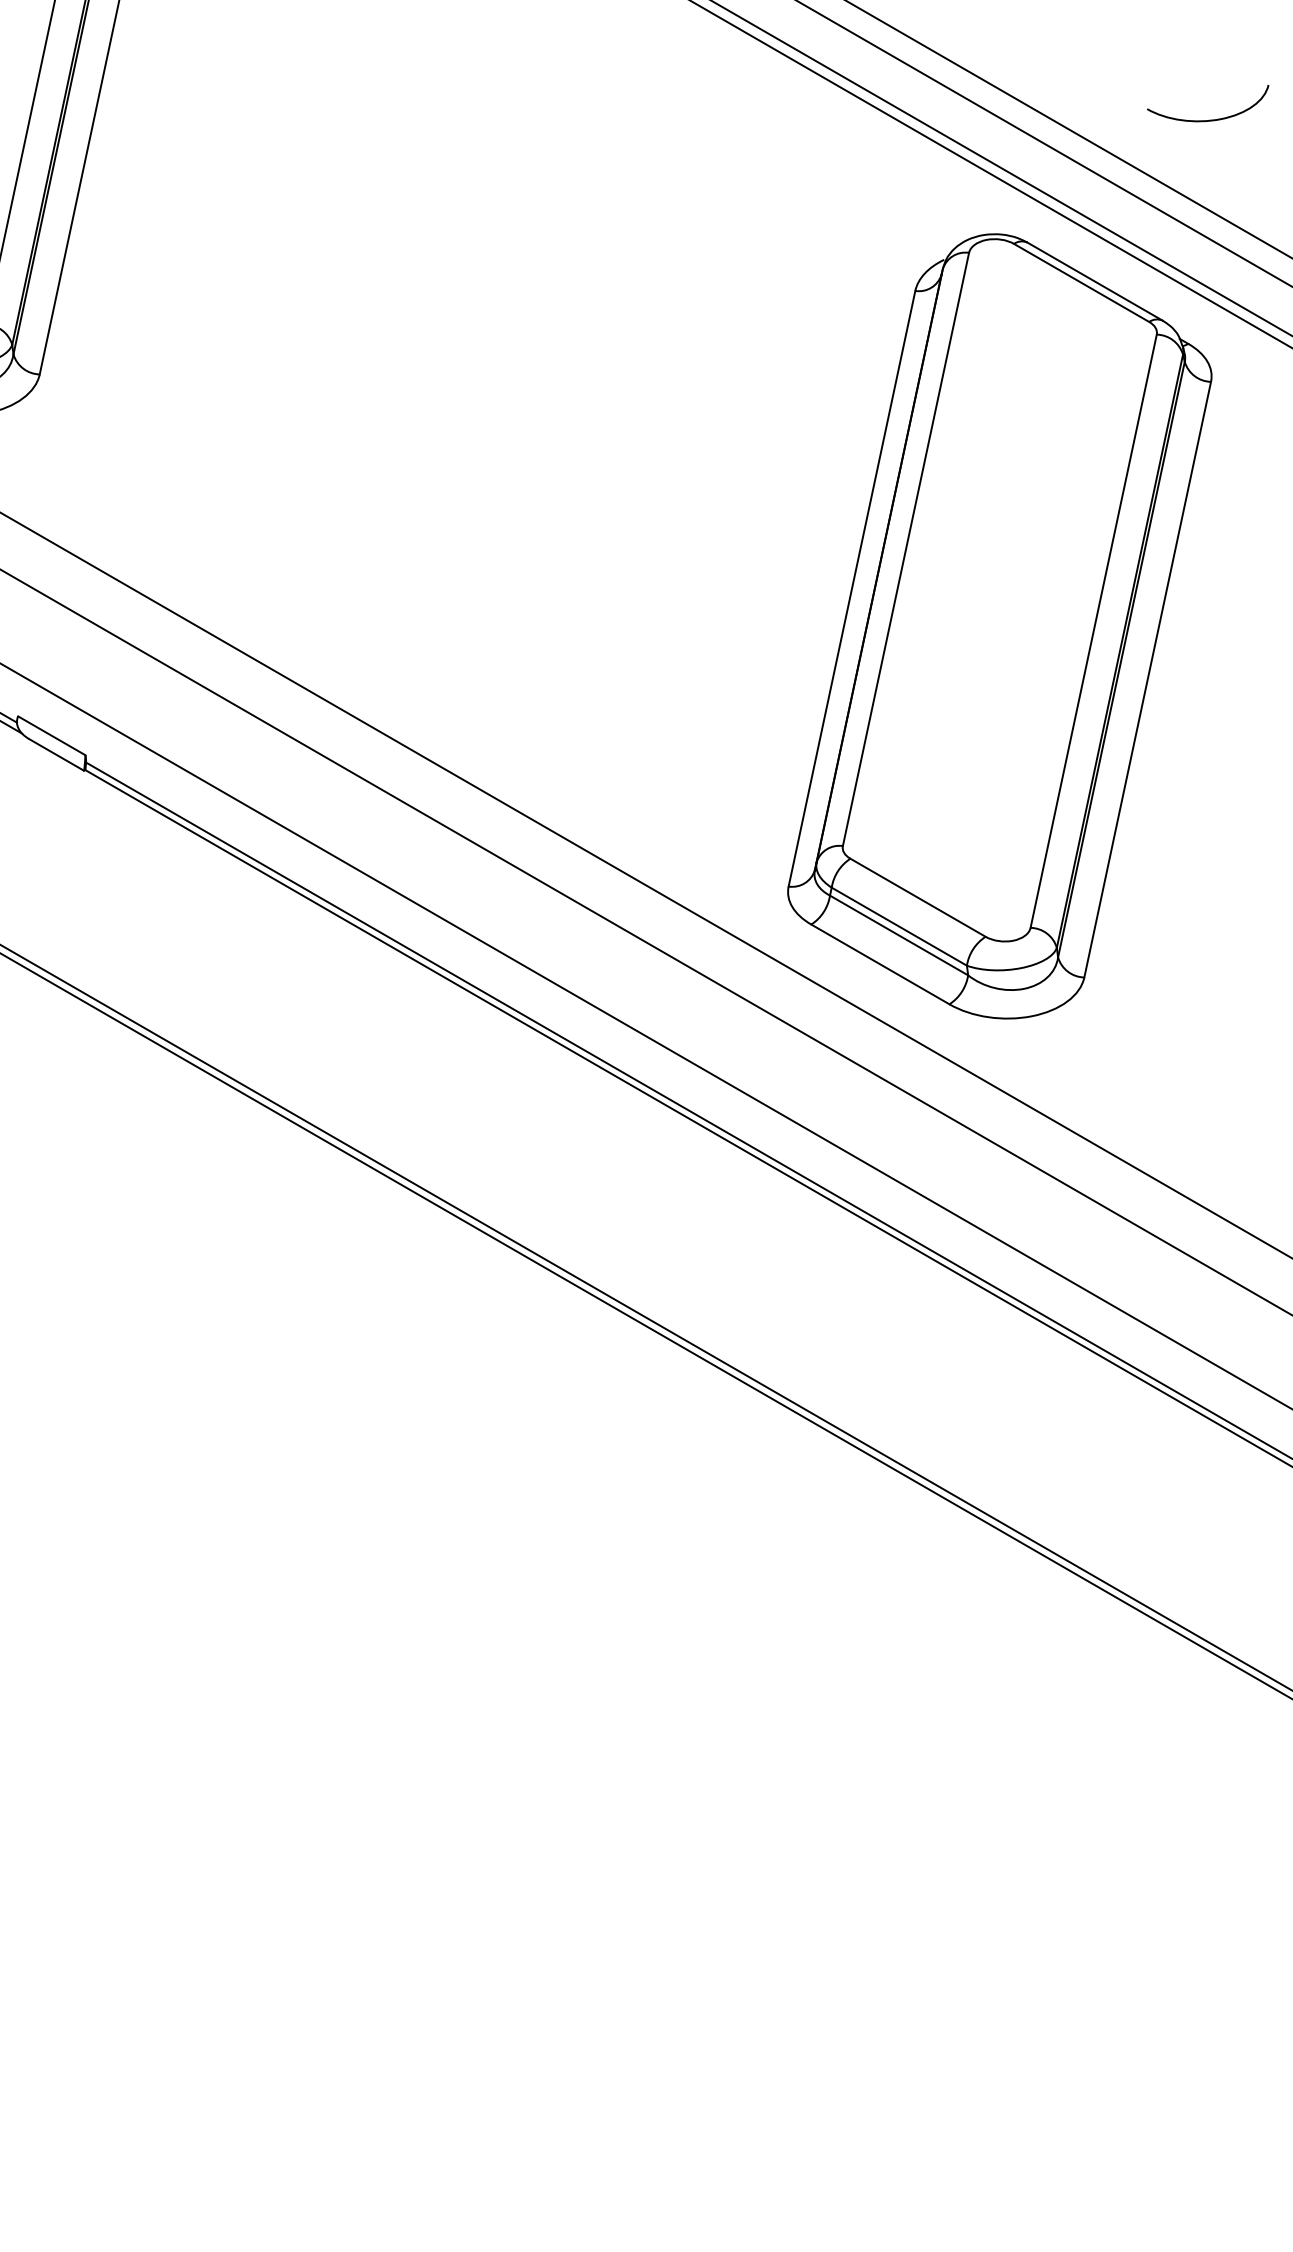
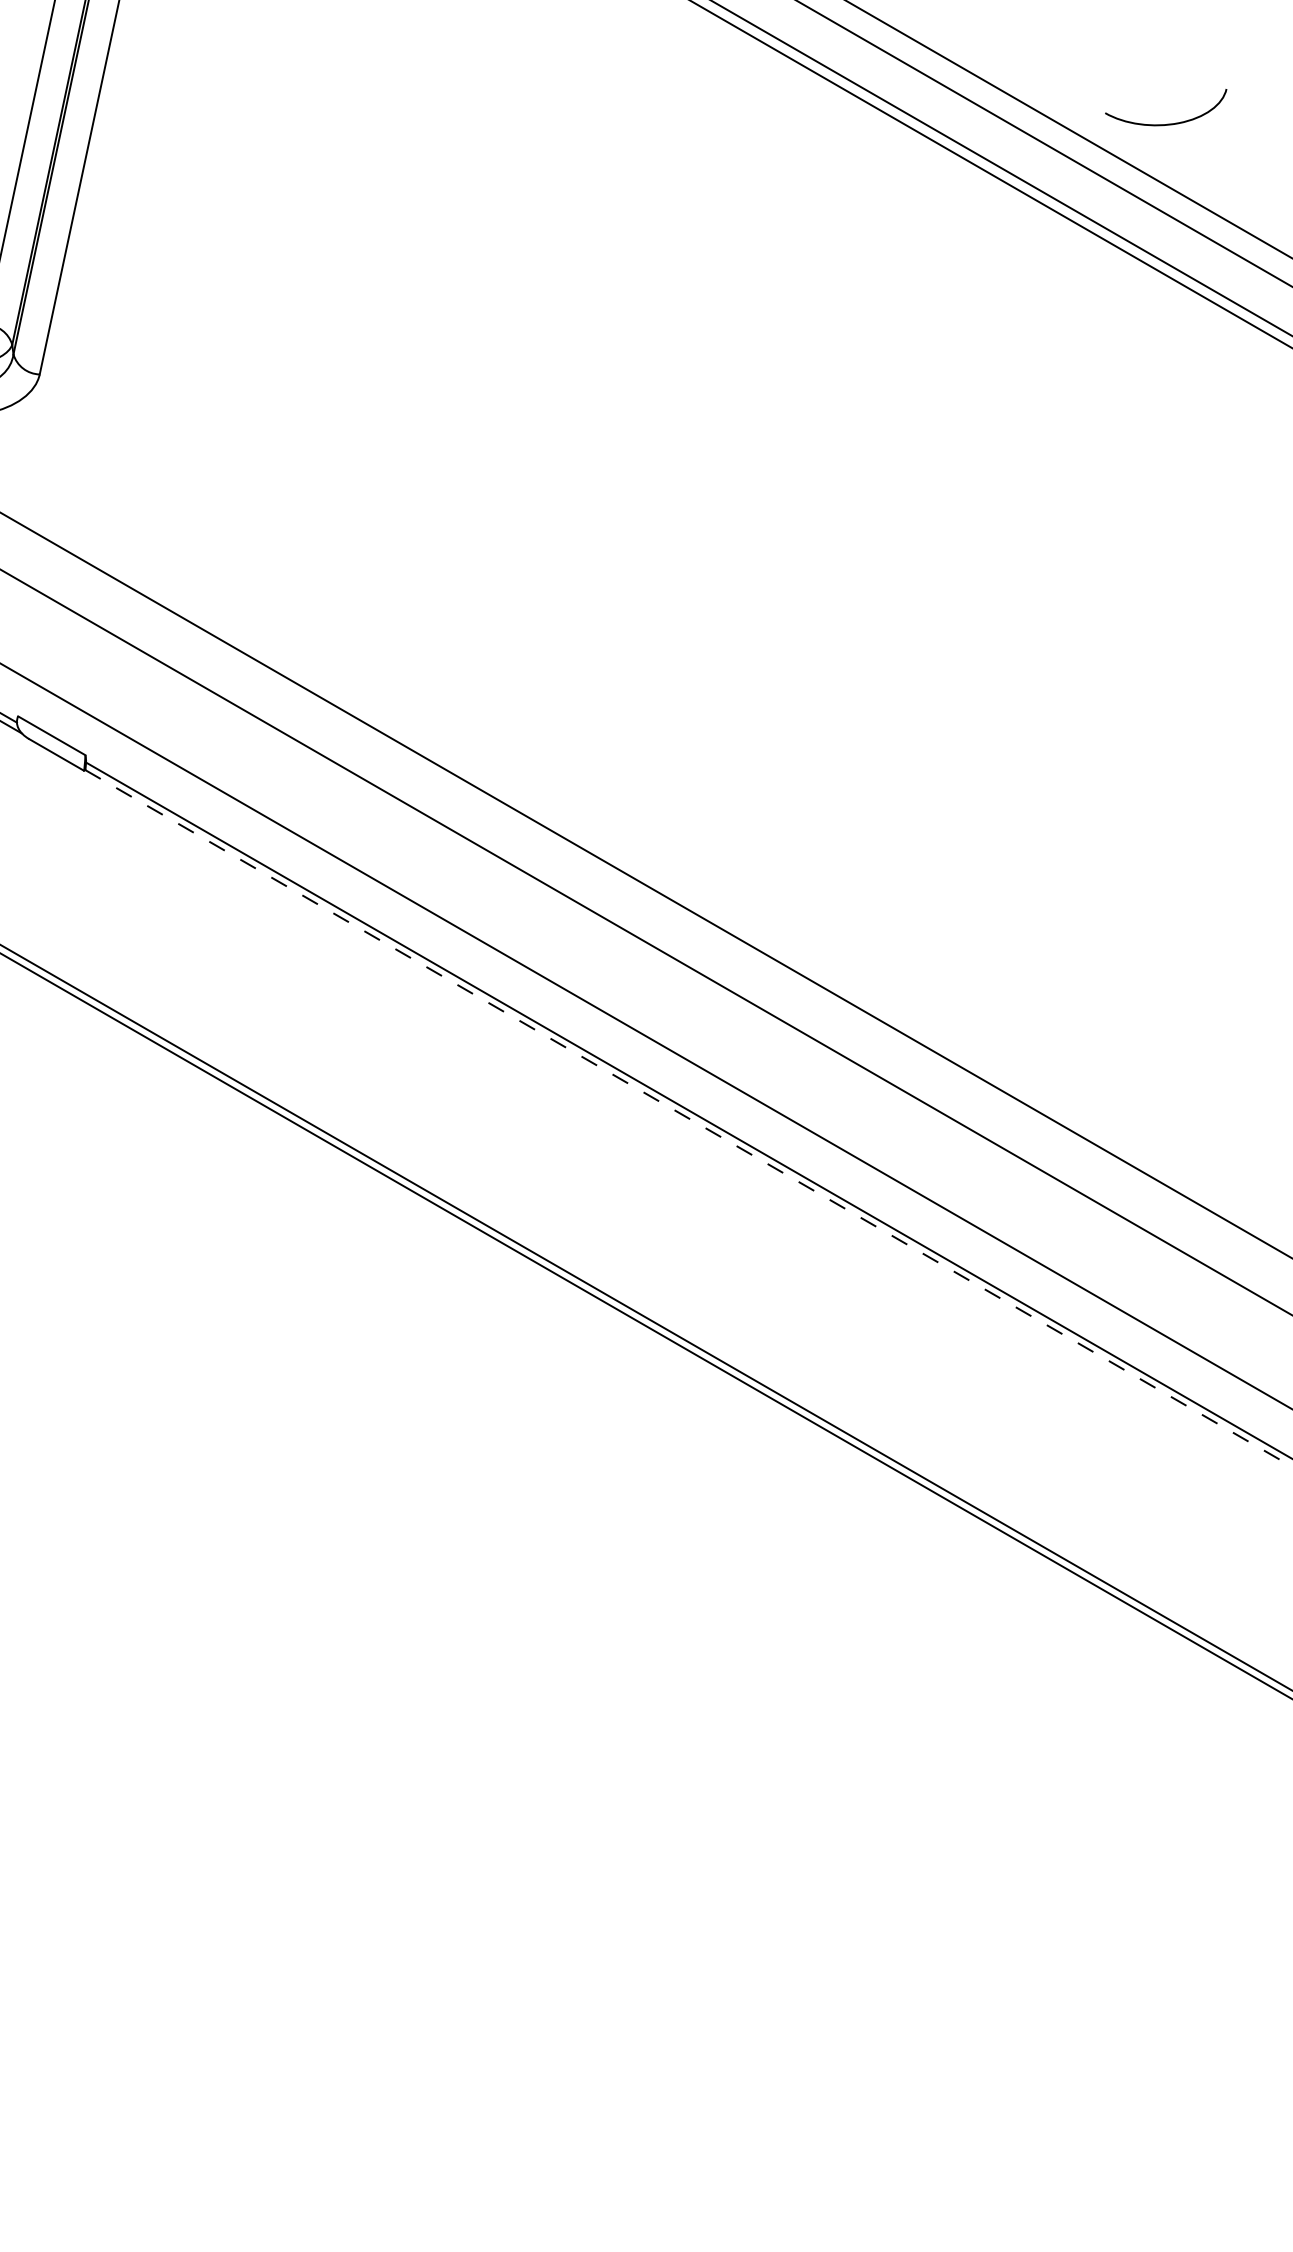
curve position: (1209, 119) -> (1167, 123) (1167, 123)
part: present -> none (999, 626)
line: solid -> dashed (689, 1118)
